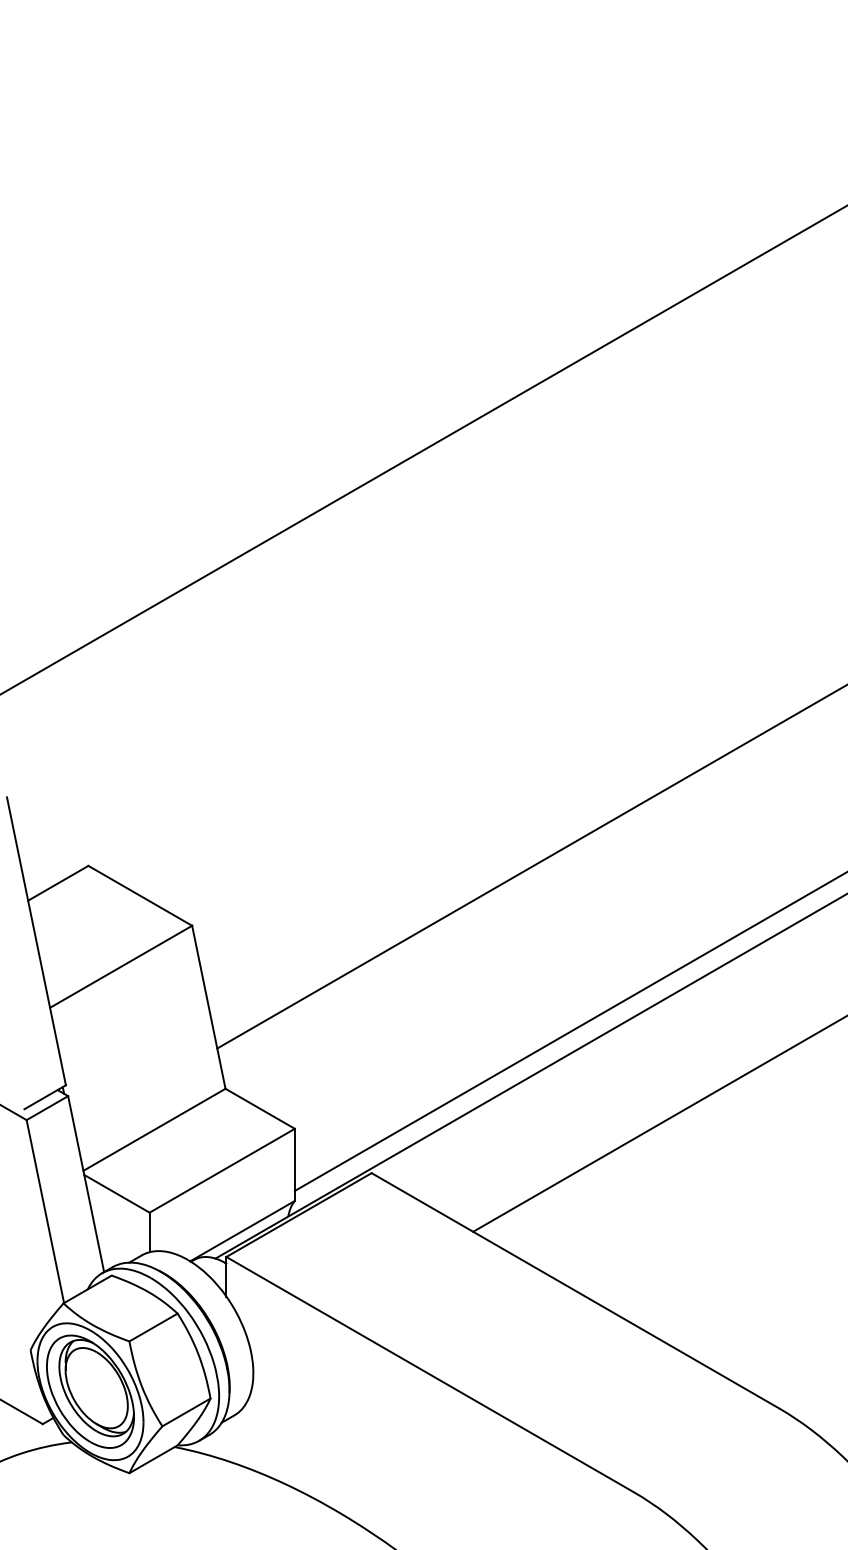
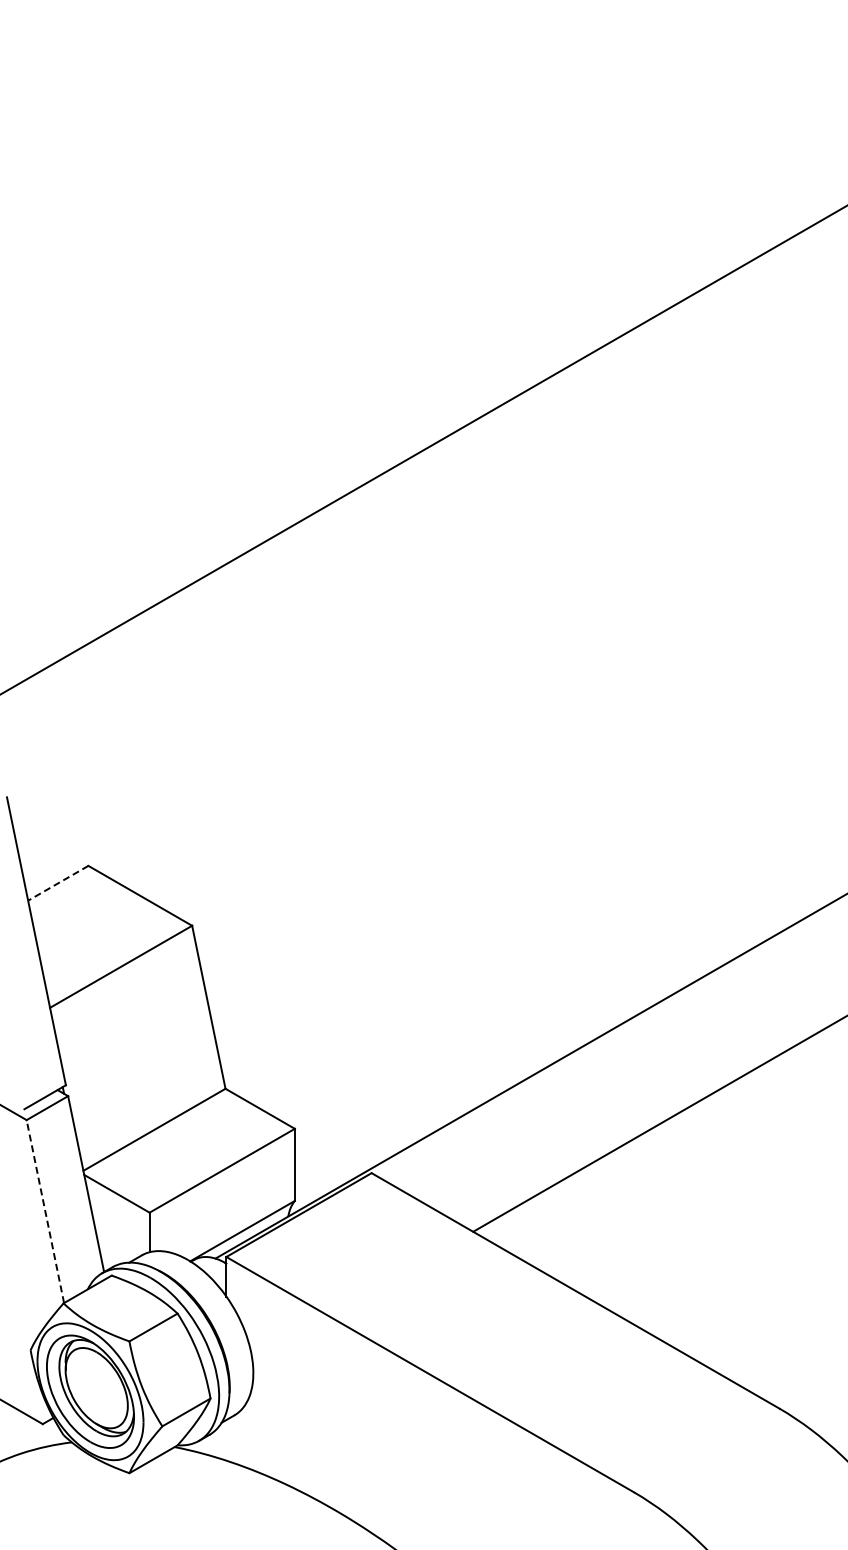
line: present -> none (530, 867)
line: solid -> dashed (58, 883)
line: present -> none (569, 1031)
line: solid -> dashed (45, 1211)
